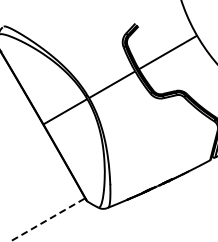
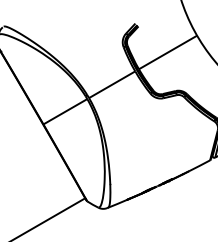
line: dashed -> solid (48, 219)
